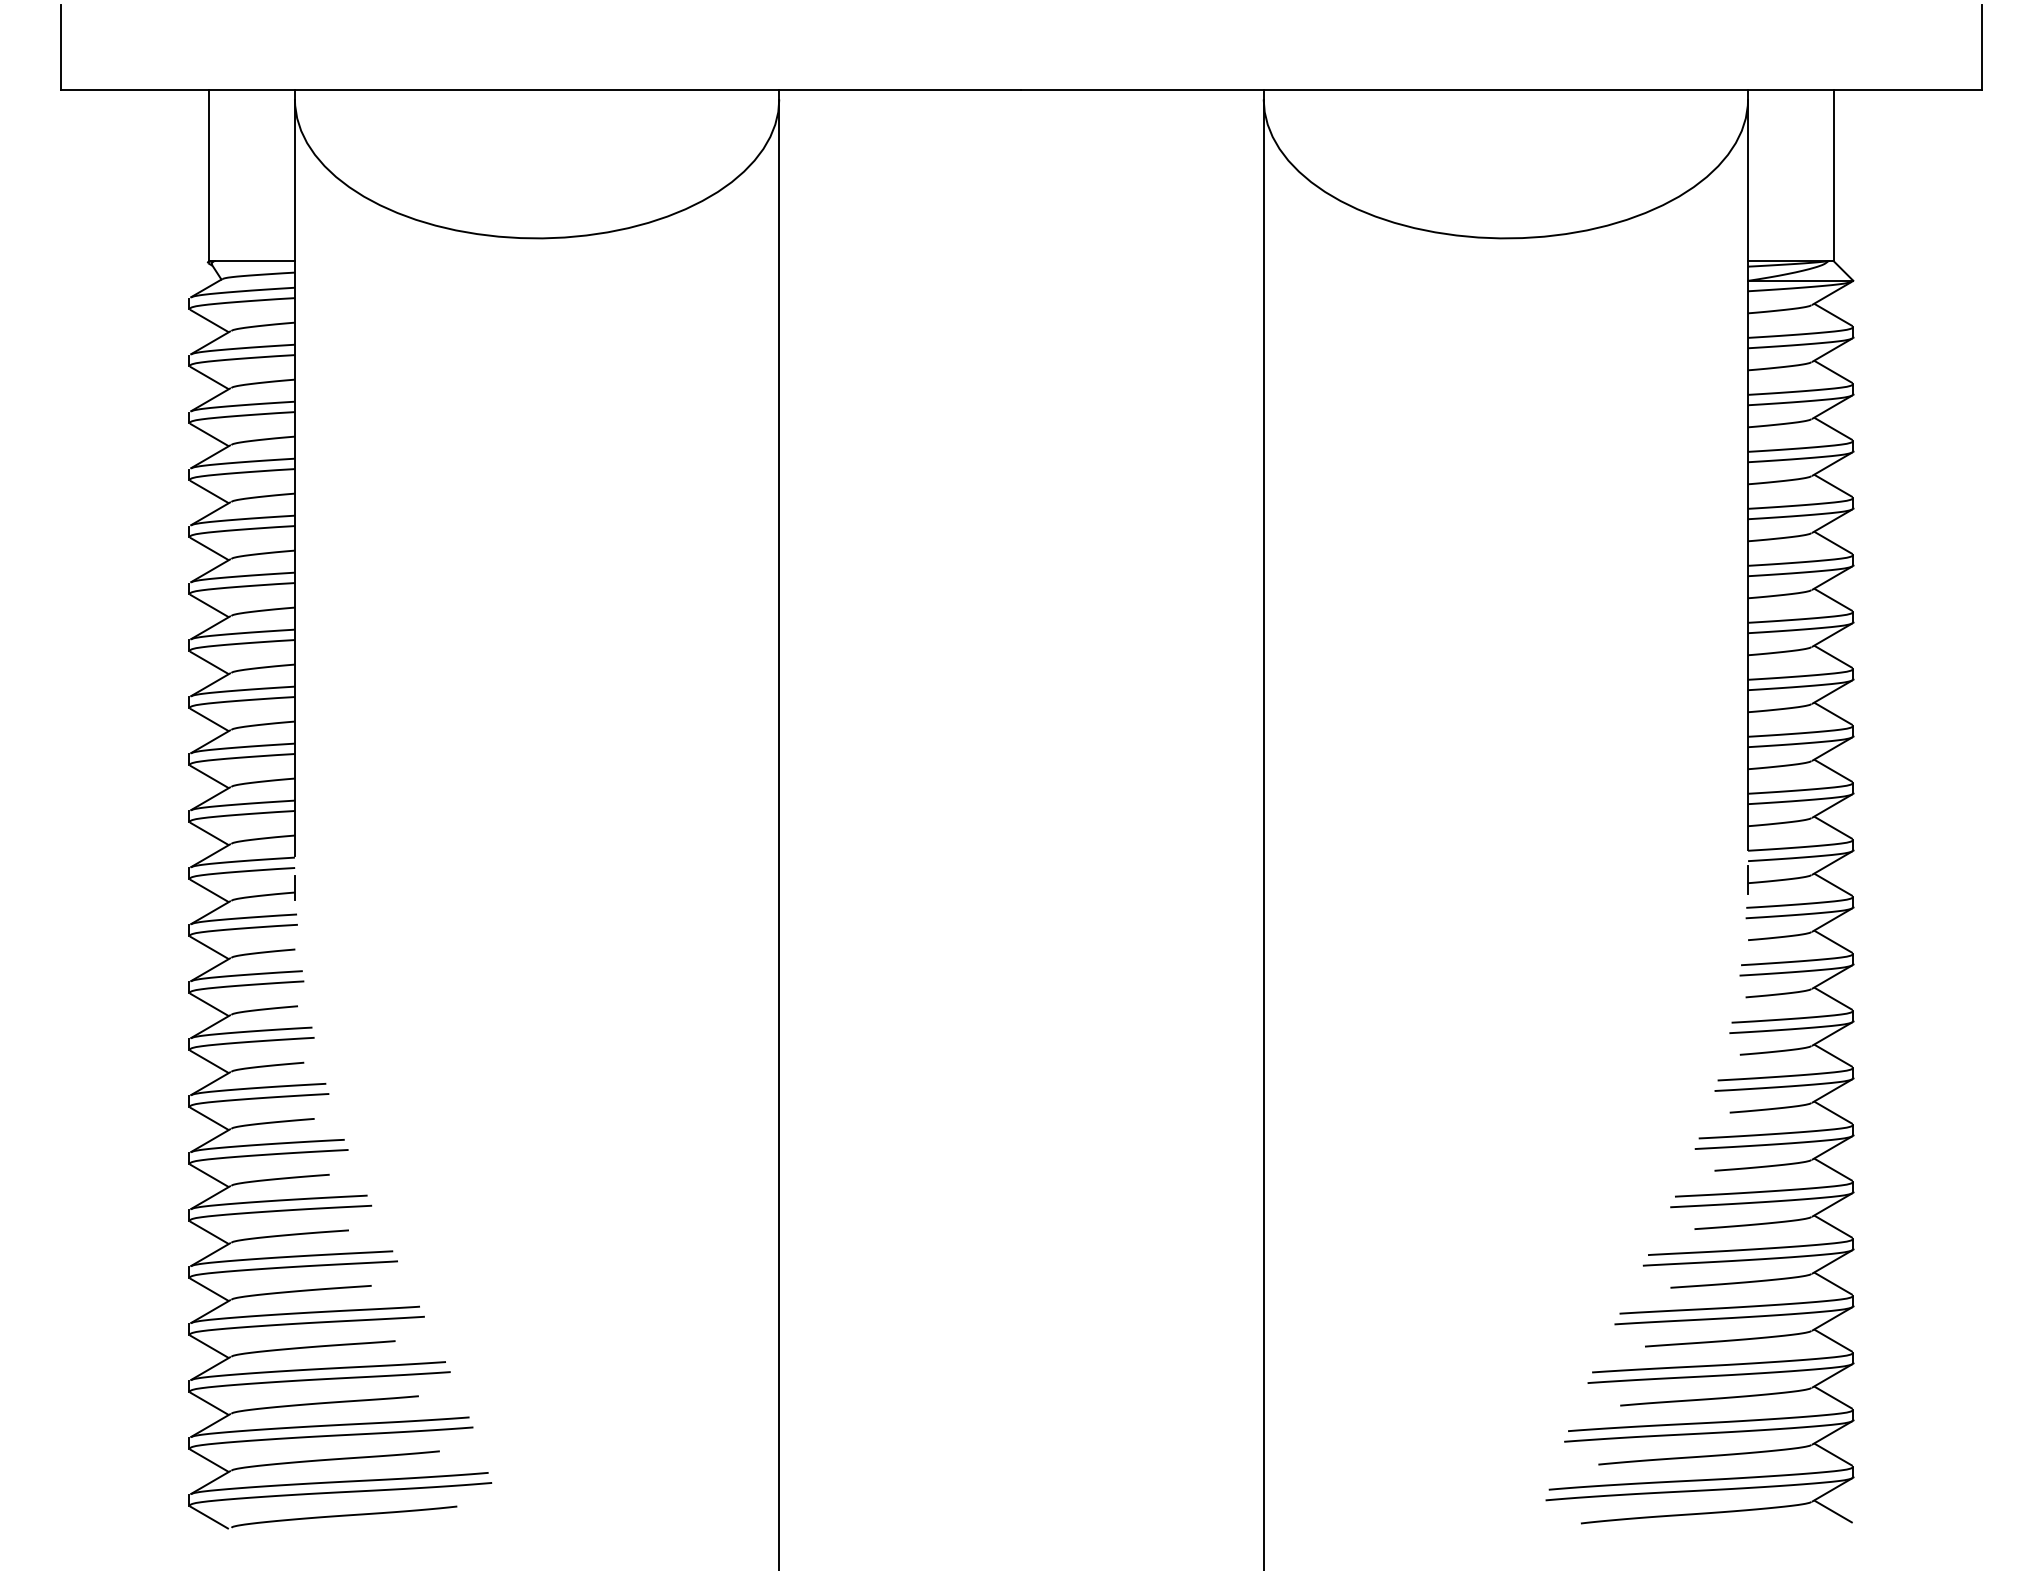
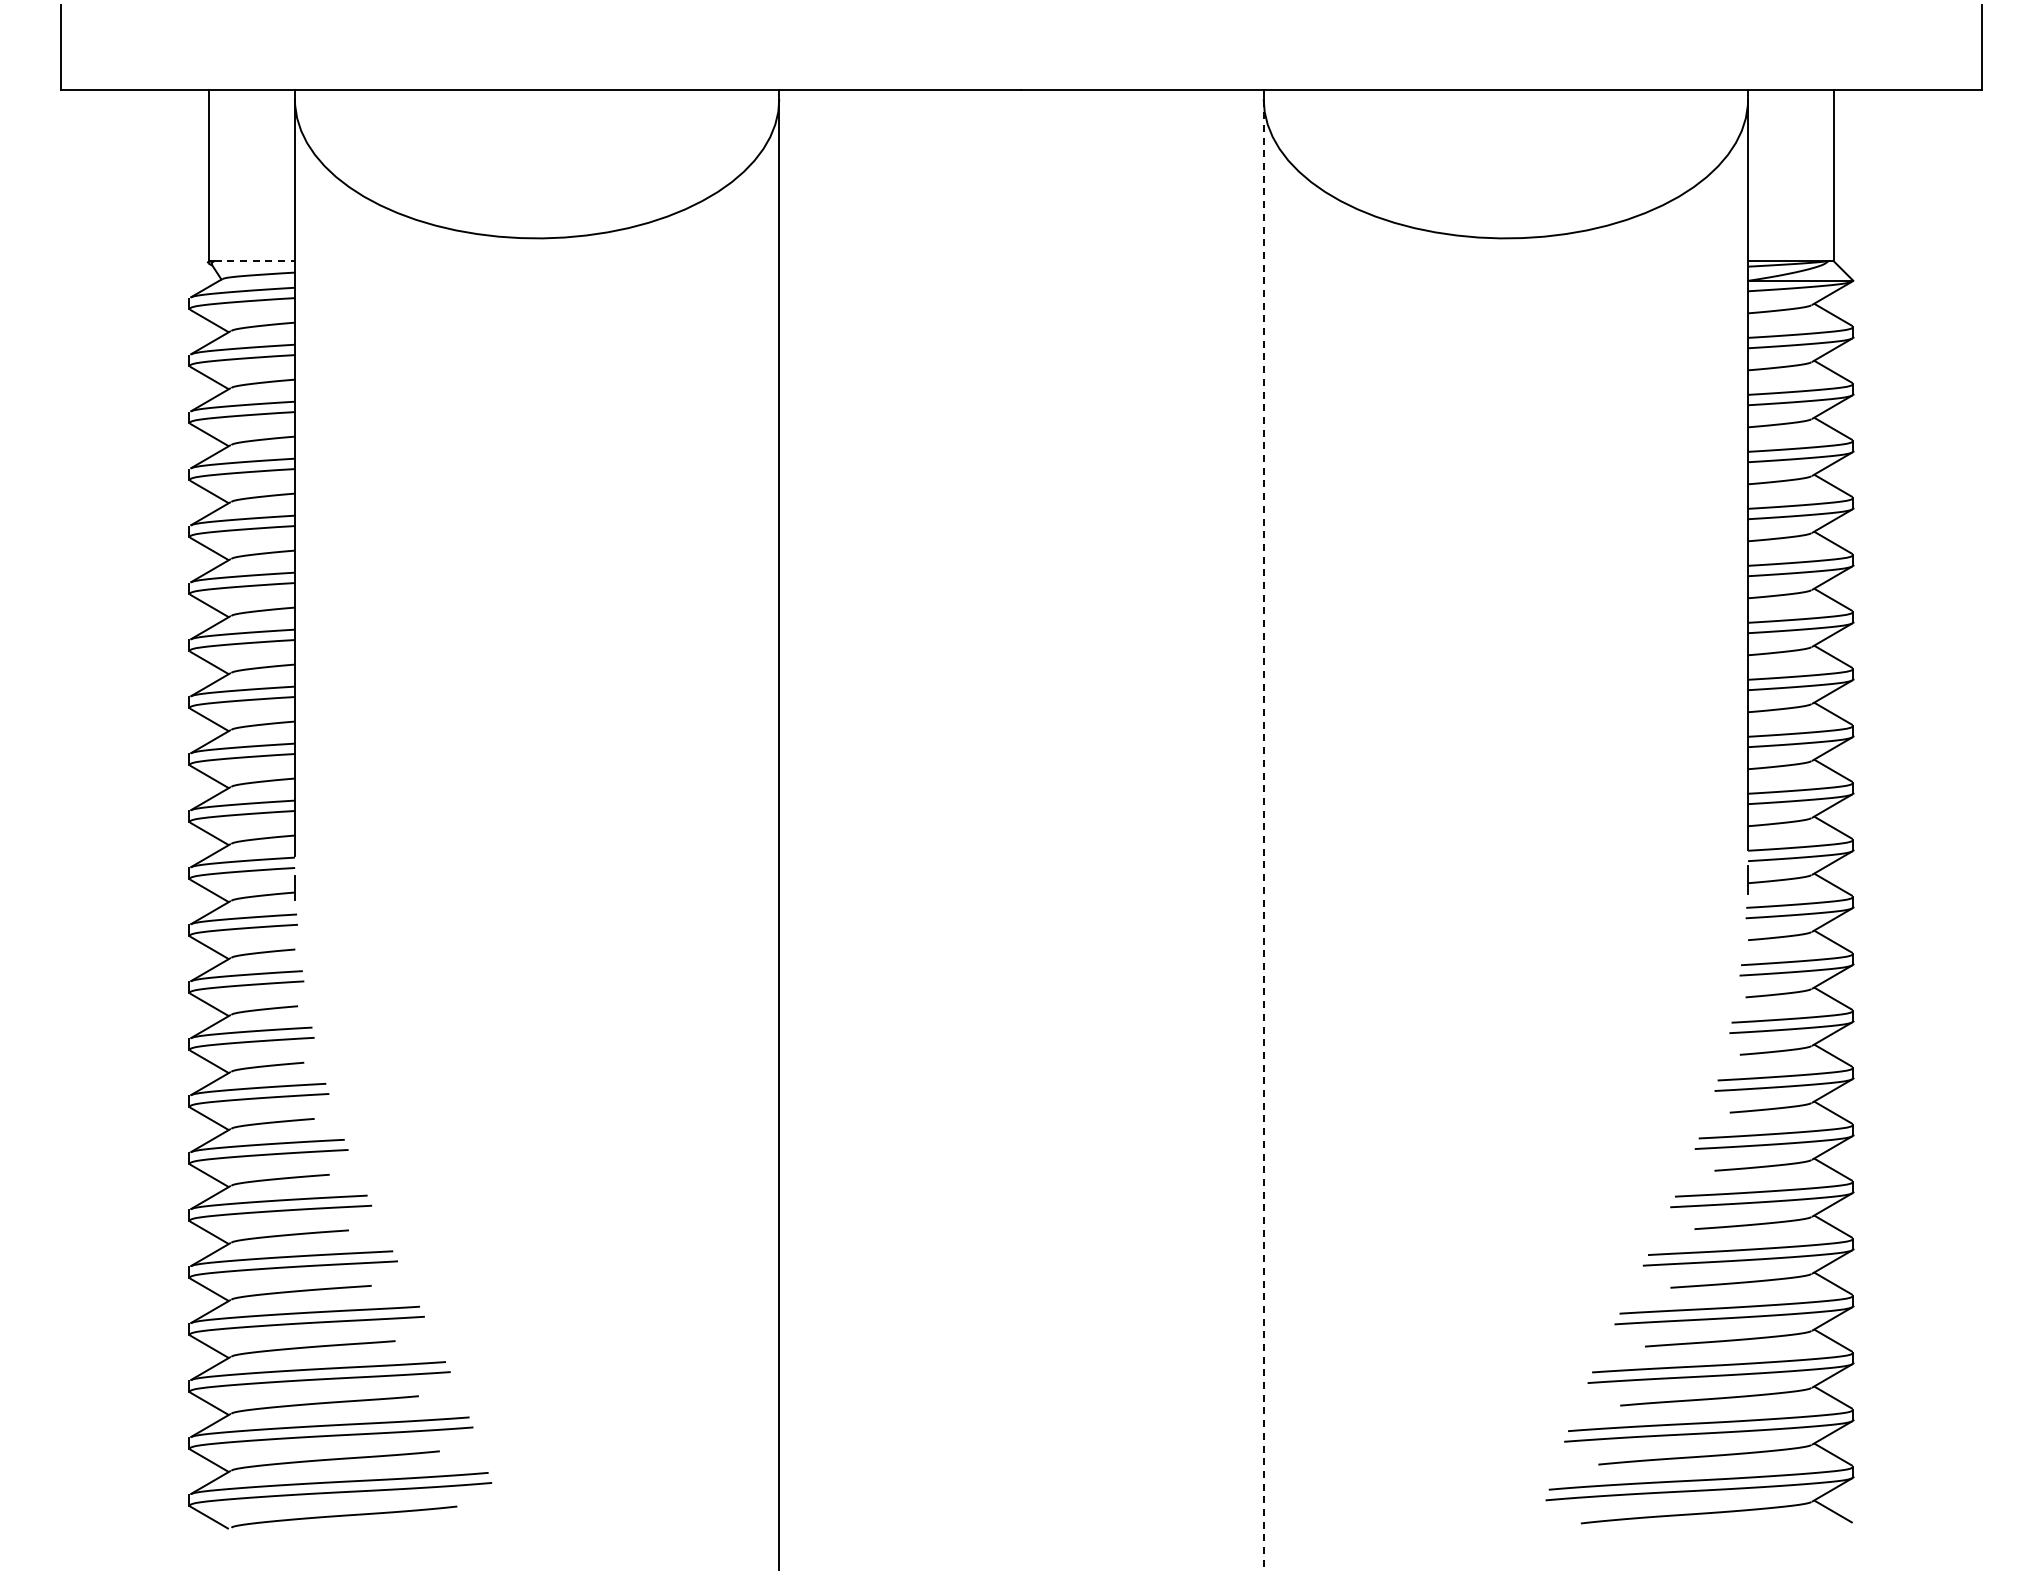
line: solid -> dashed (255, 261)
line: solid -> dashed (1263, 835)
